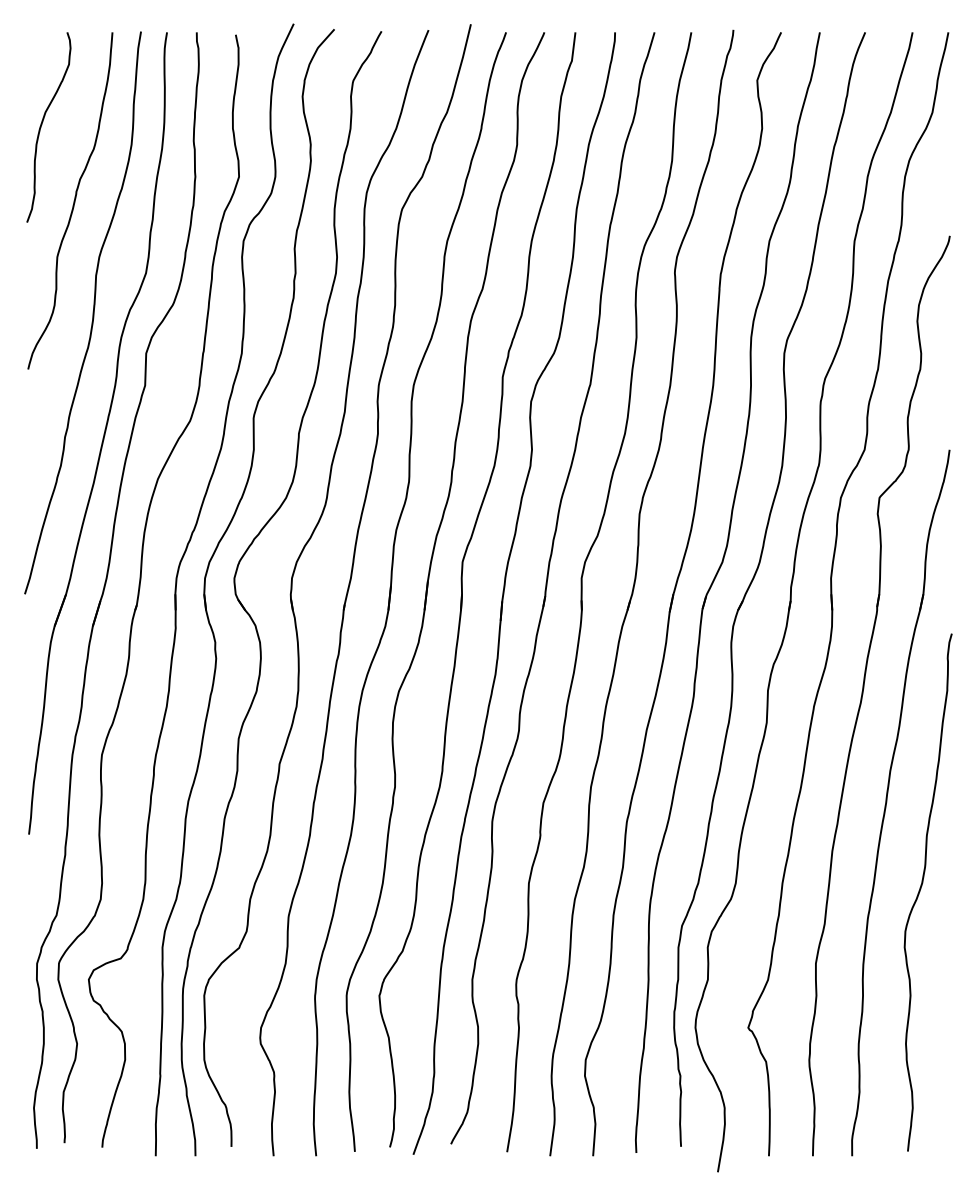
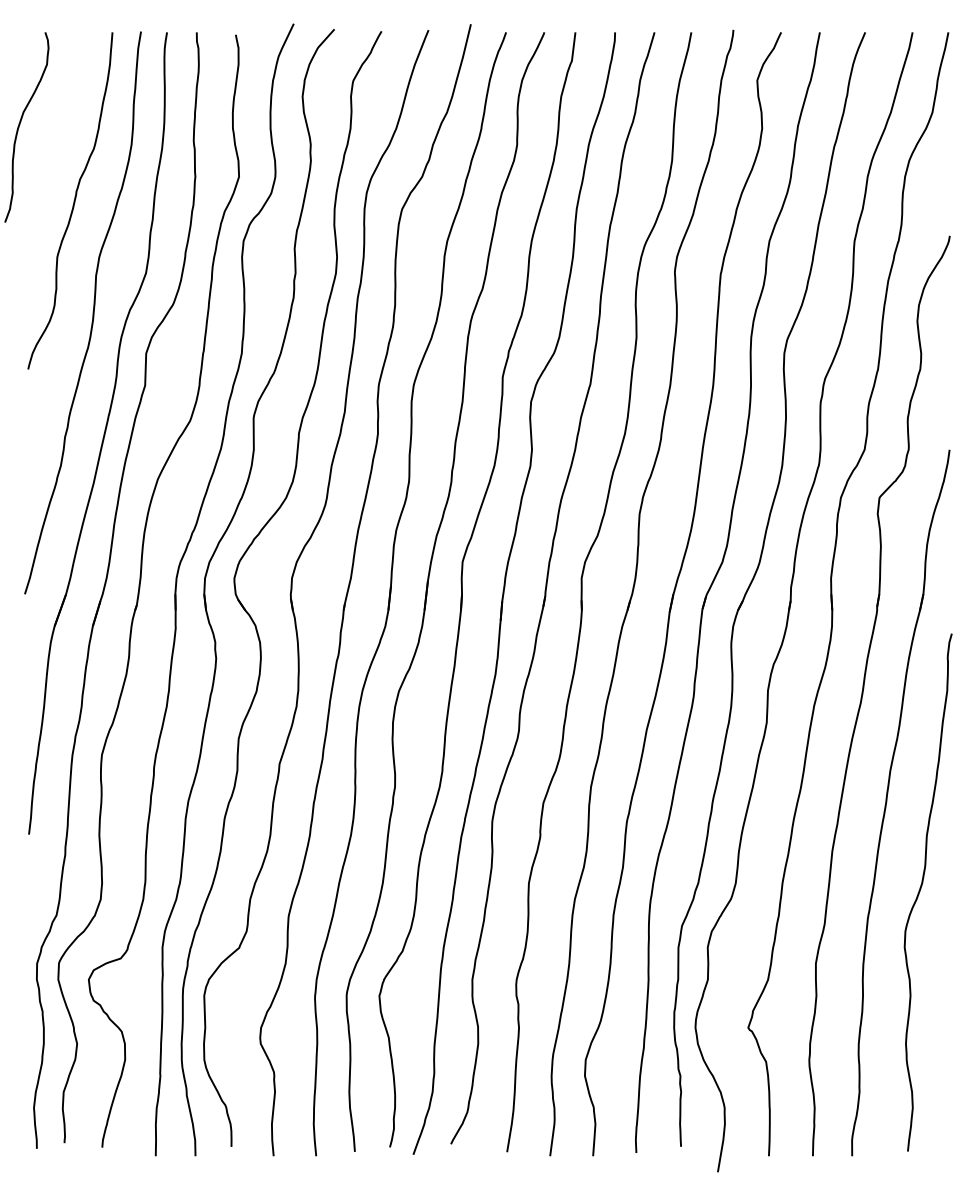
curve position: (42, 124) -> (20, 124) (20, 124)
